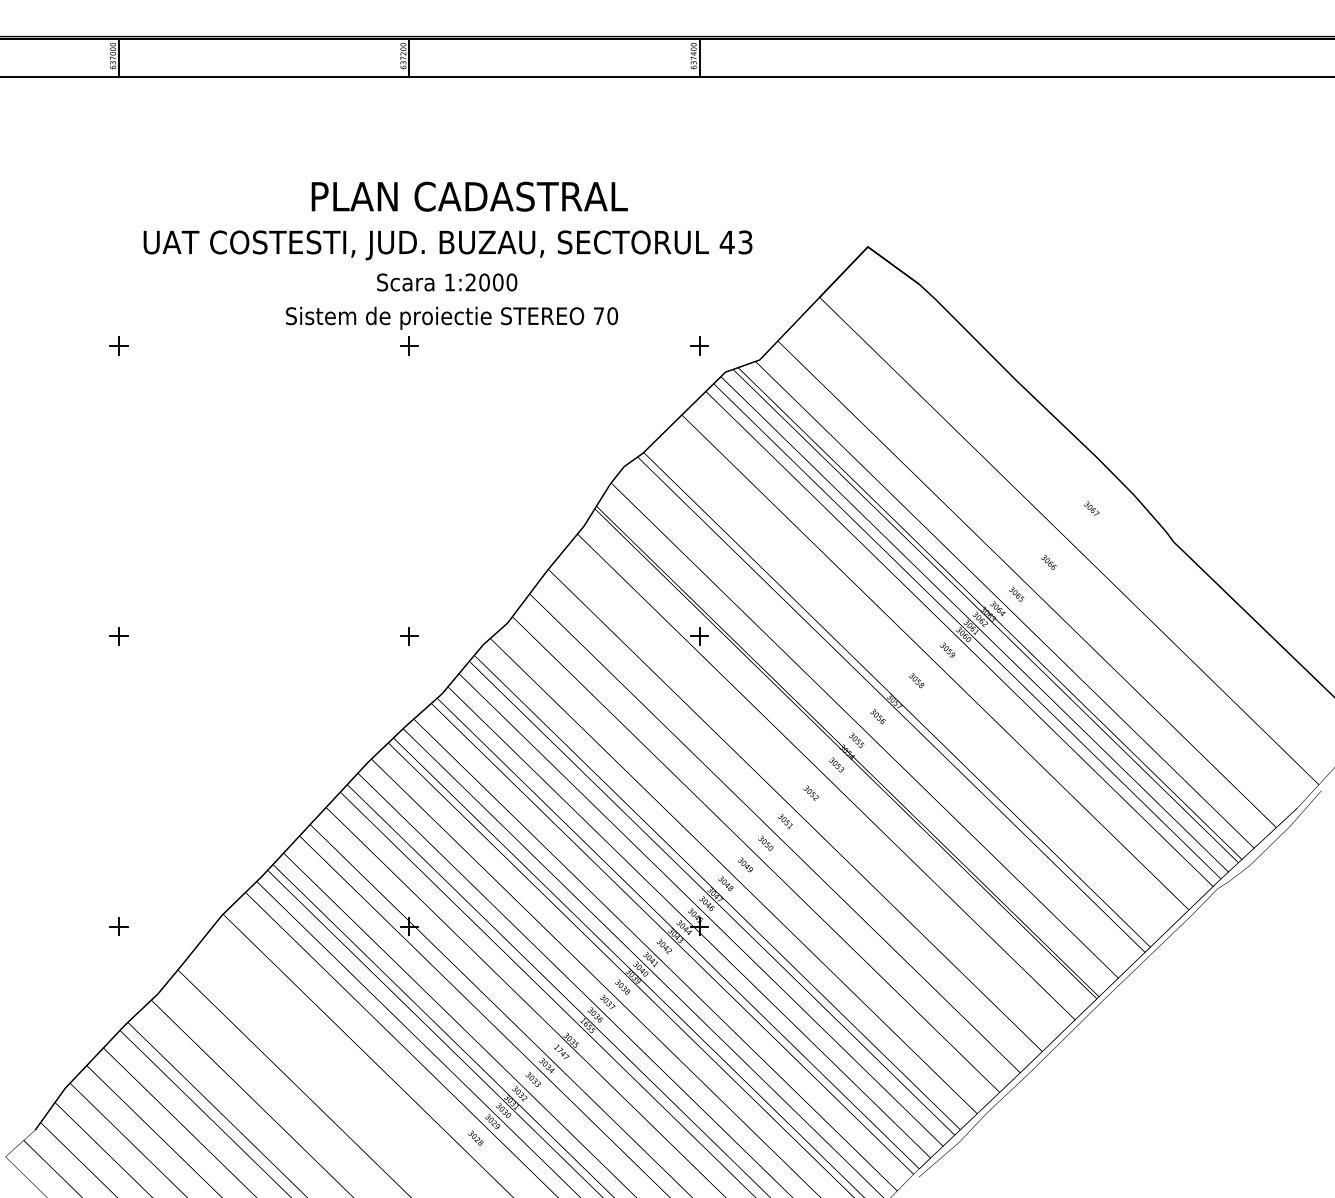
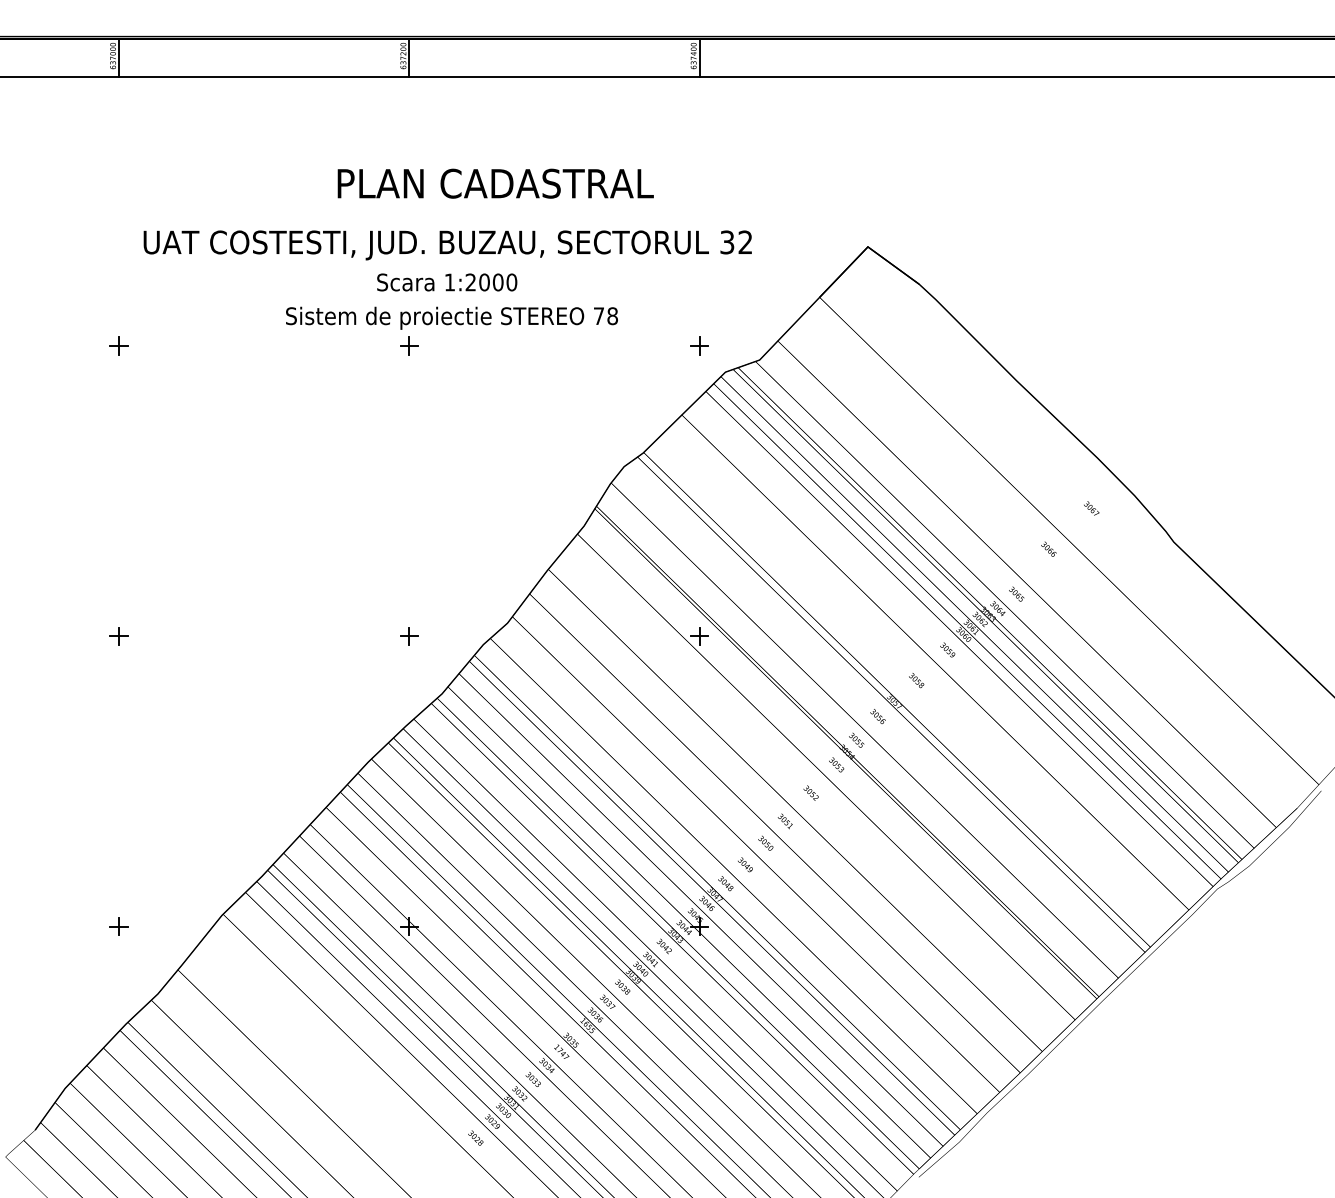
text position: (469, 196) -> (495, 183) (495, 183)
text: 43 -> 32 (735, 242)
text: 70 -> 78 (612, 315)
text position: (1048, 561) -> (1048, 548) (1048, 548)
